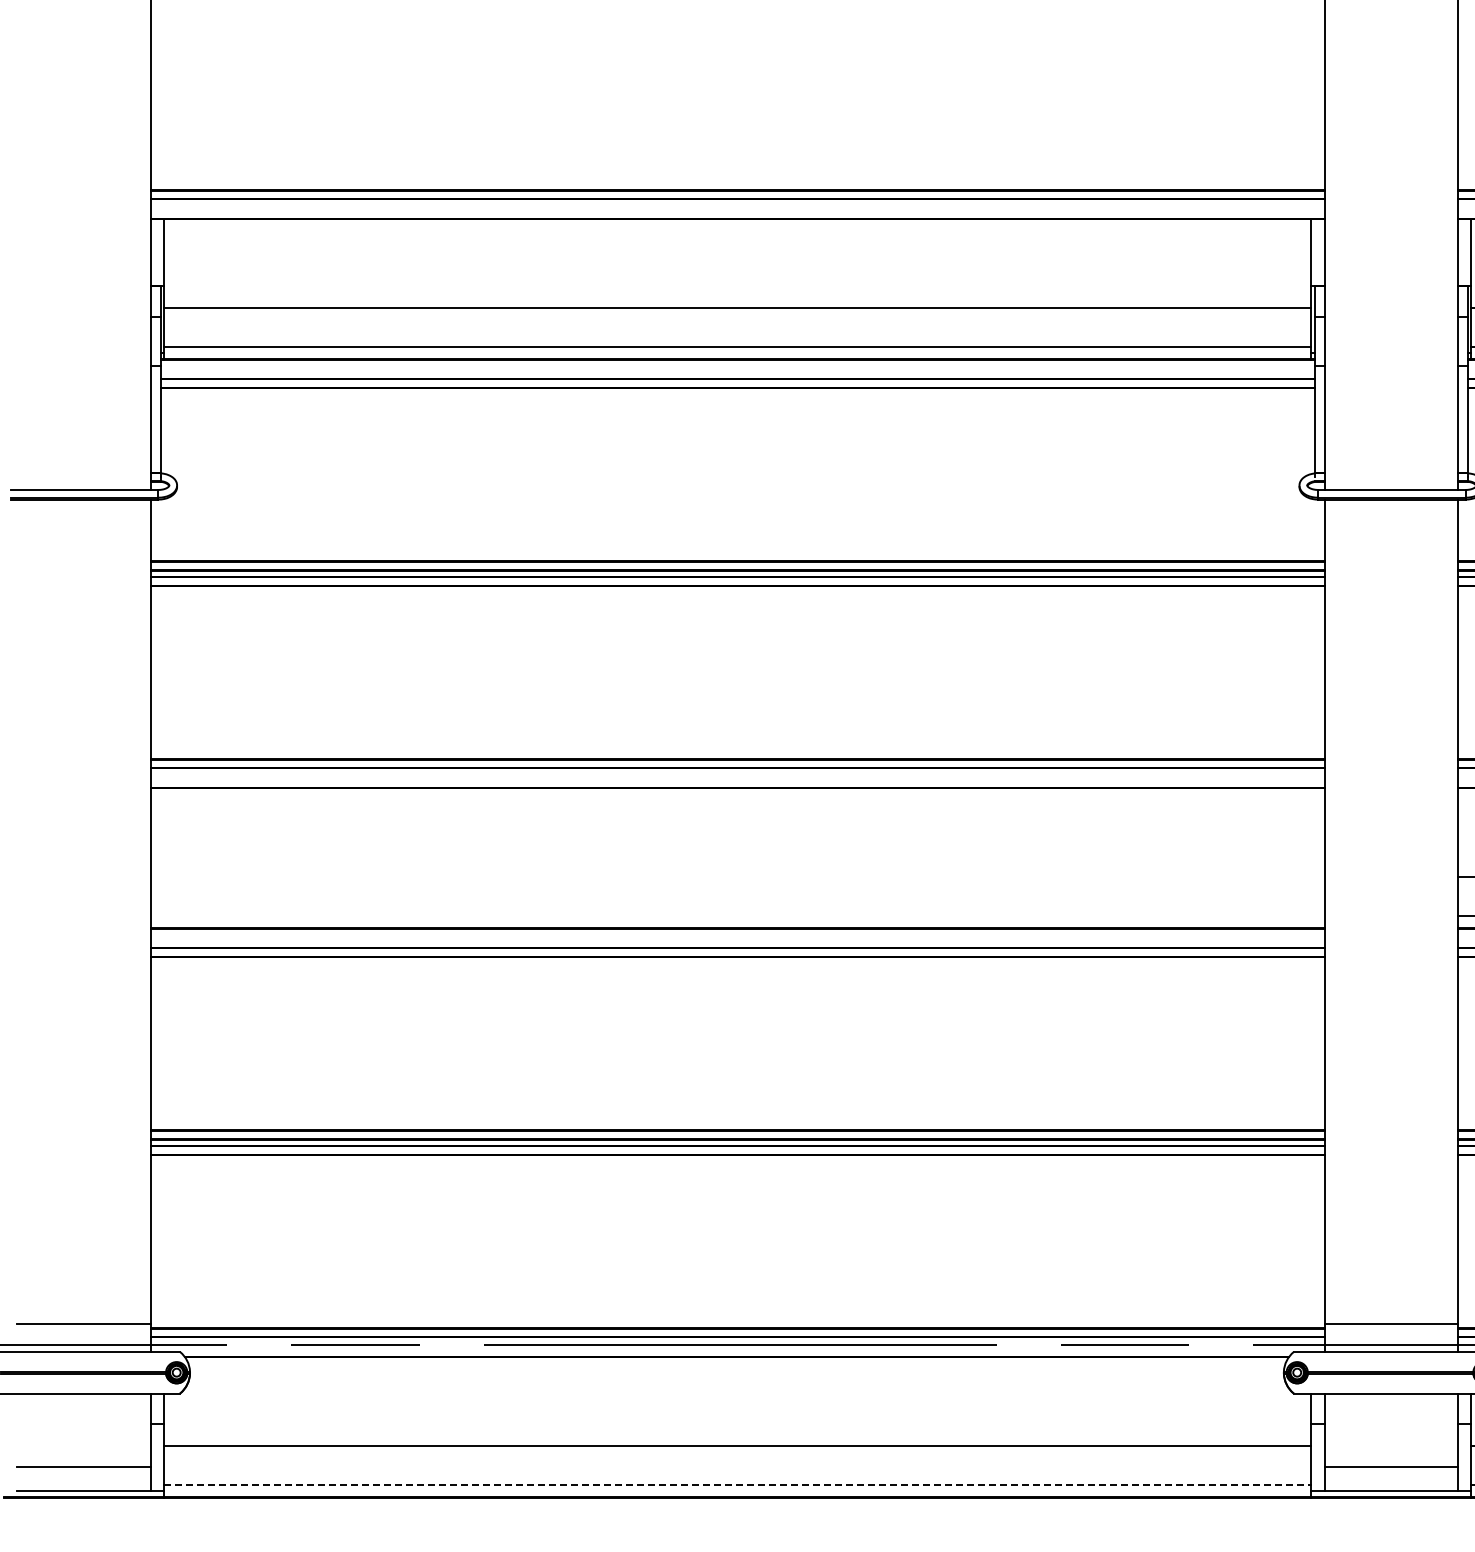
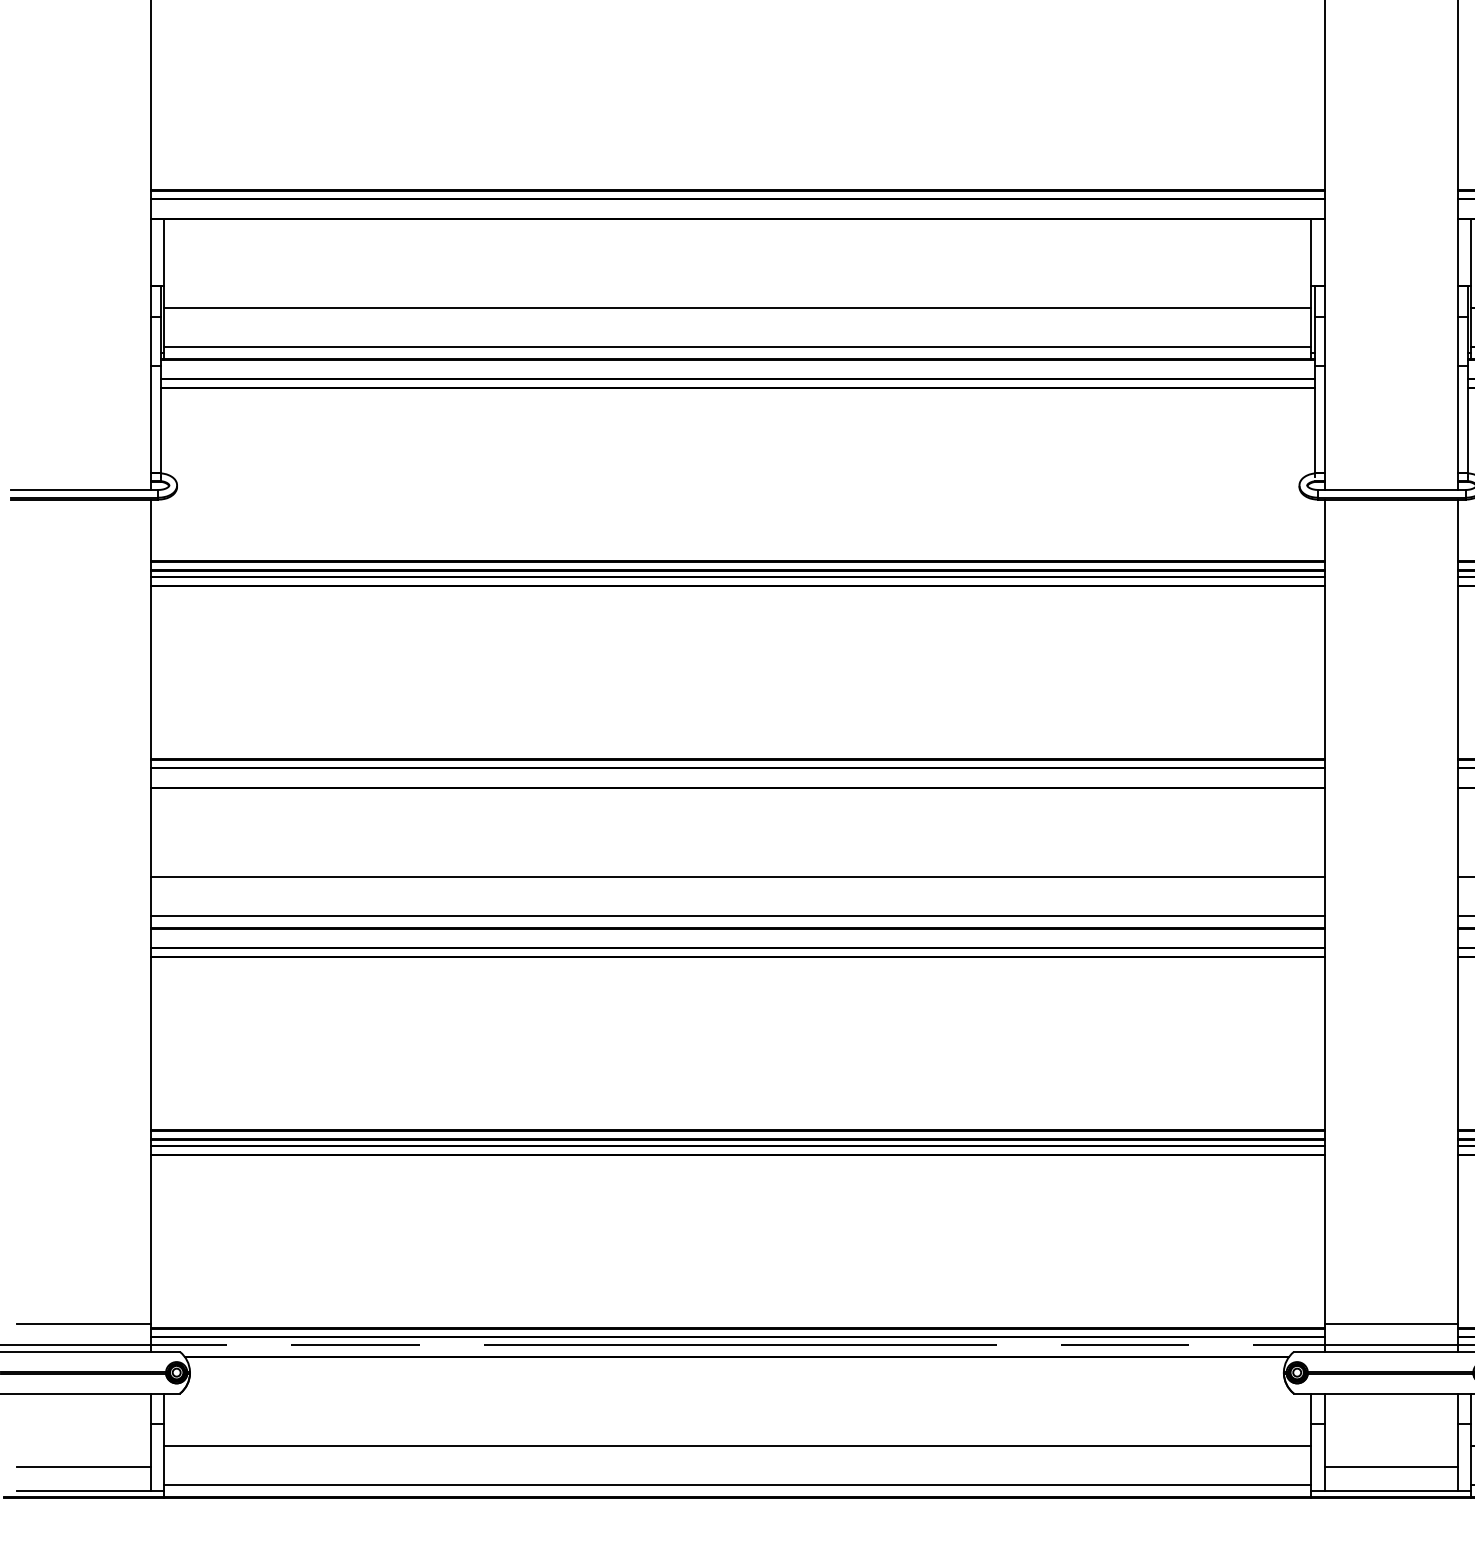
line: none -> present (737, 876)
line: none -> present (737, 916)
line: dashed -> solid (737, 1485)
